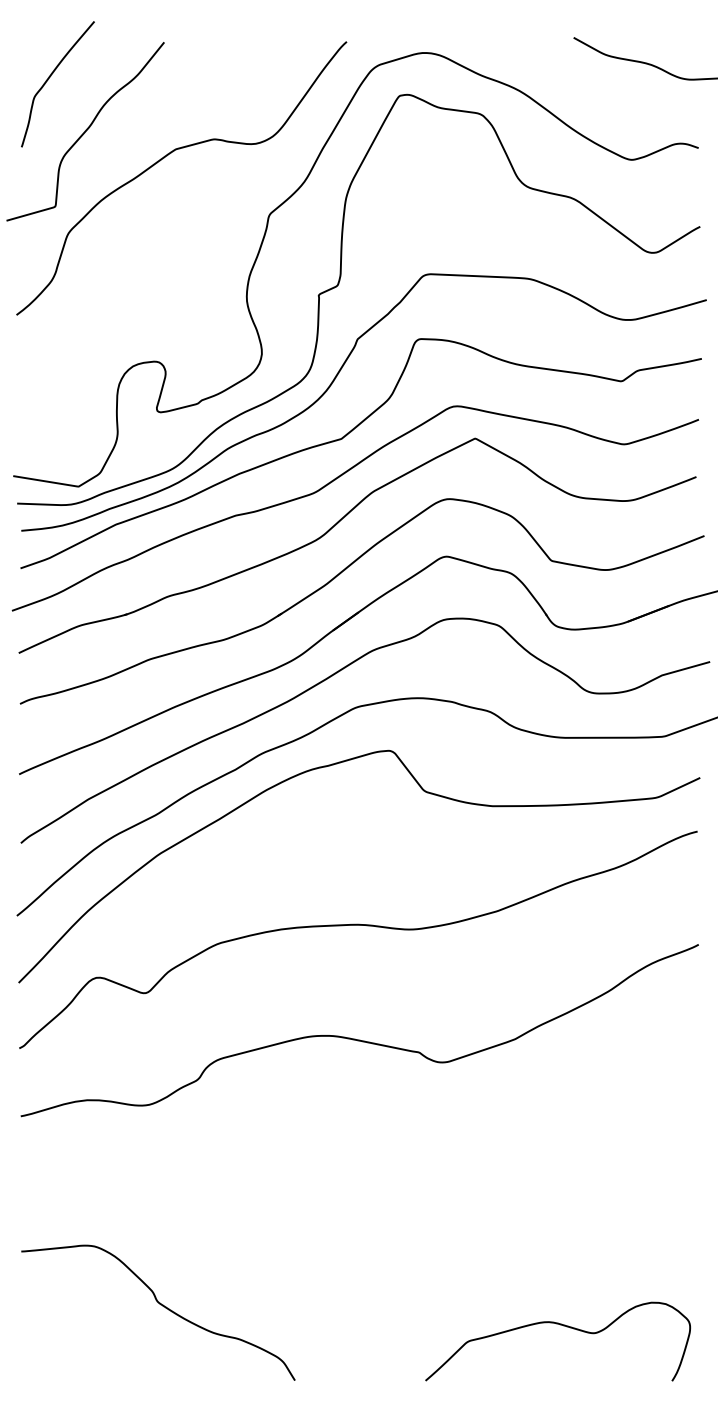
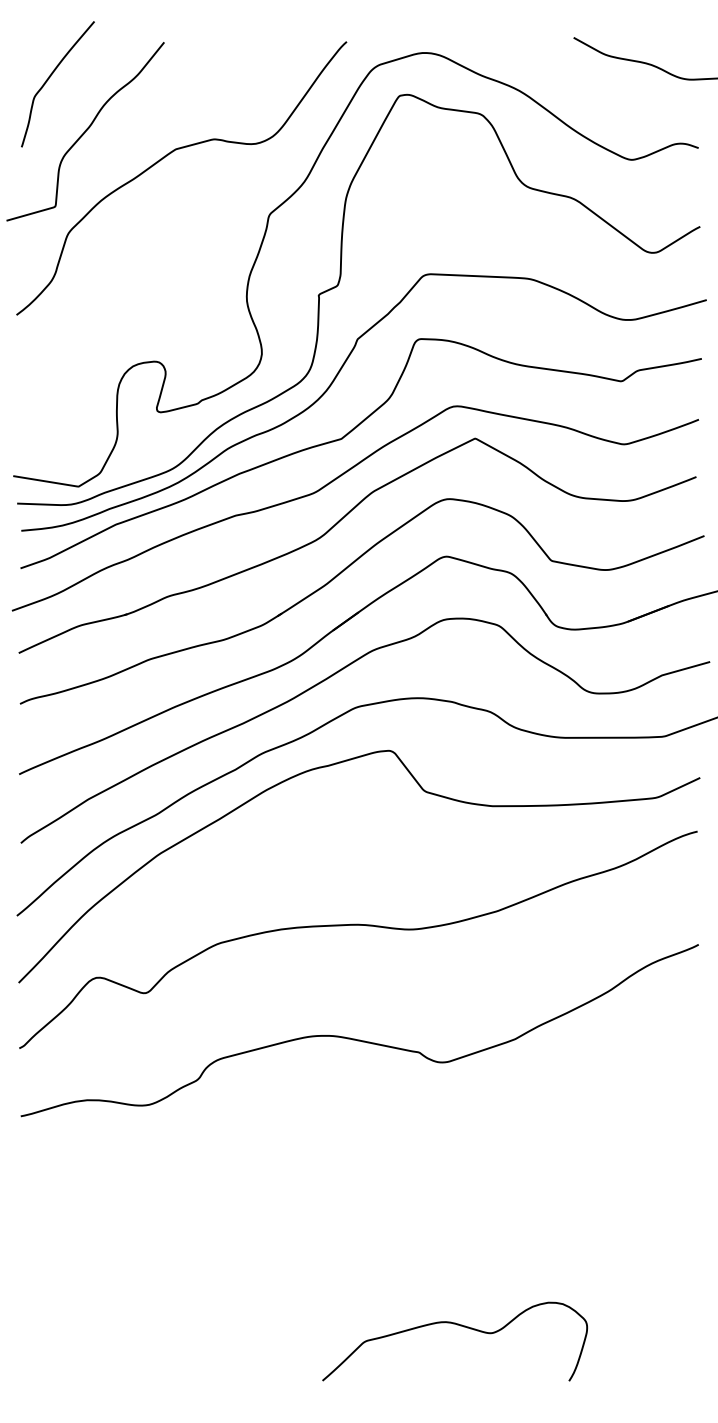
curve: present -> none (162, 1306)
curve position: (563, 1326) -> (460, 1326) (460, 1326)
